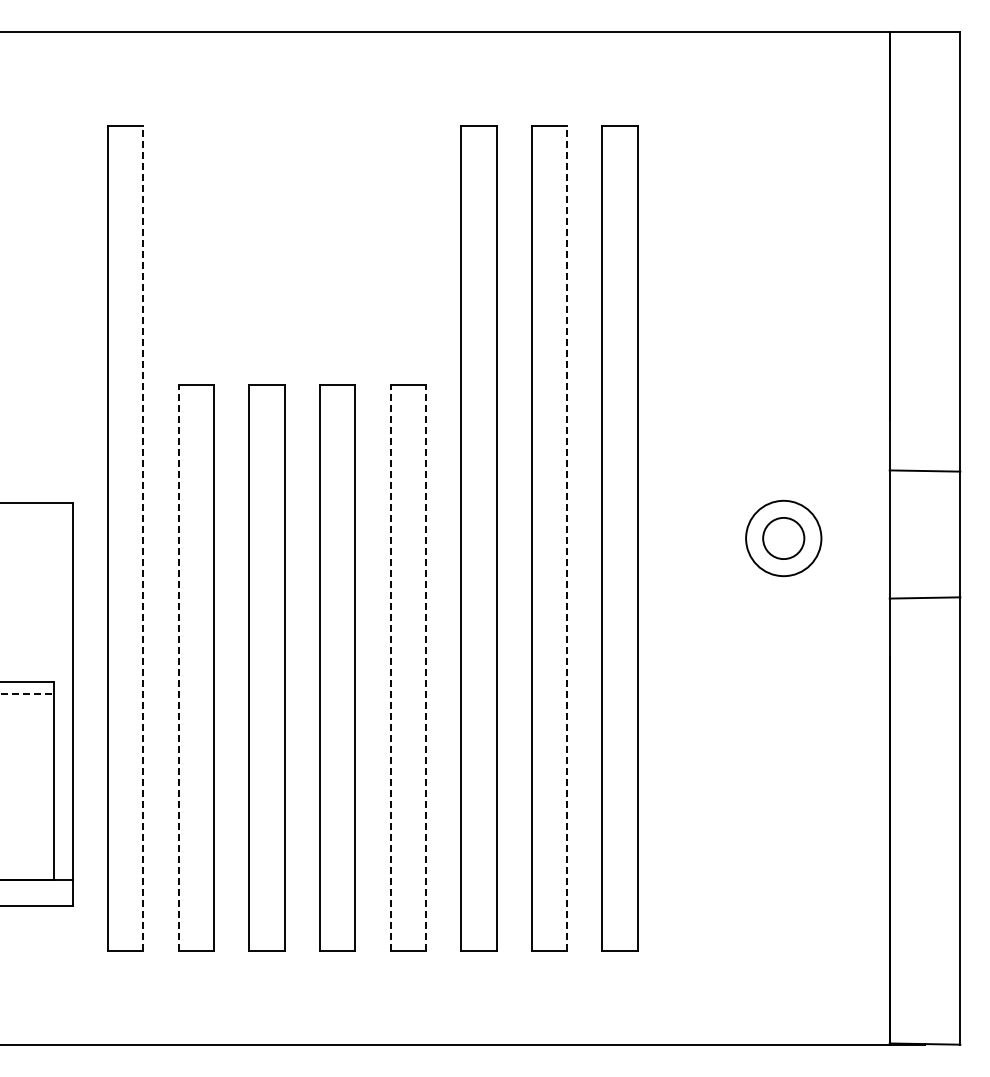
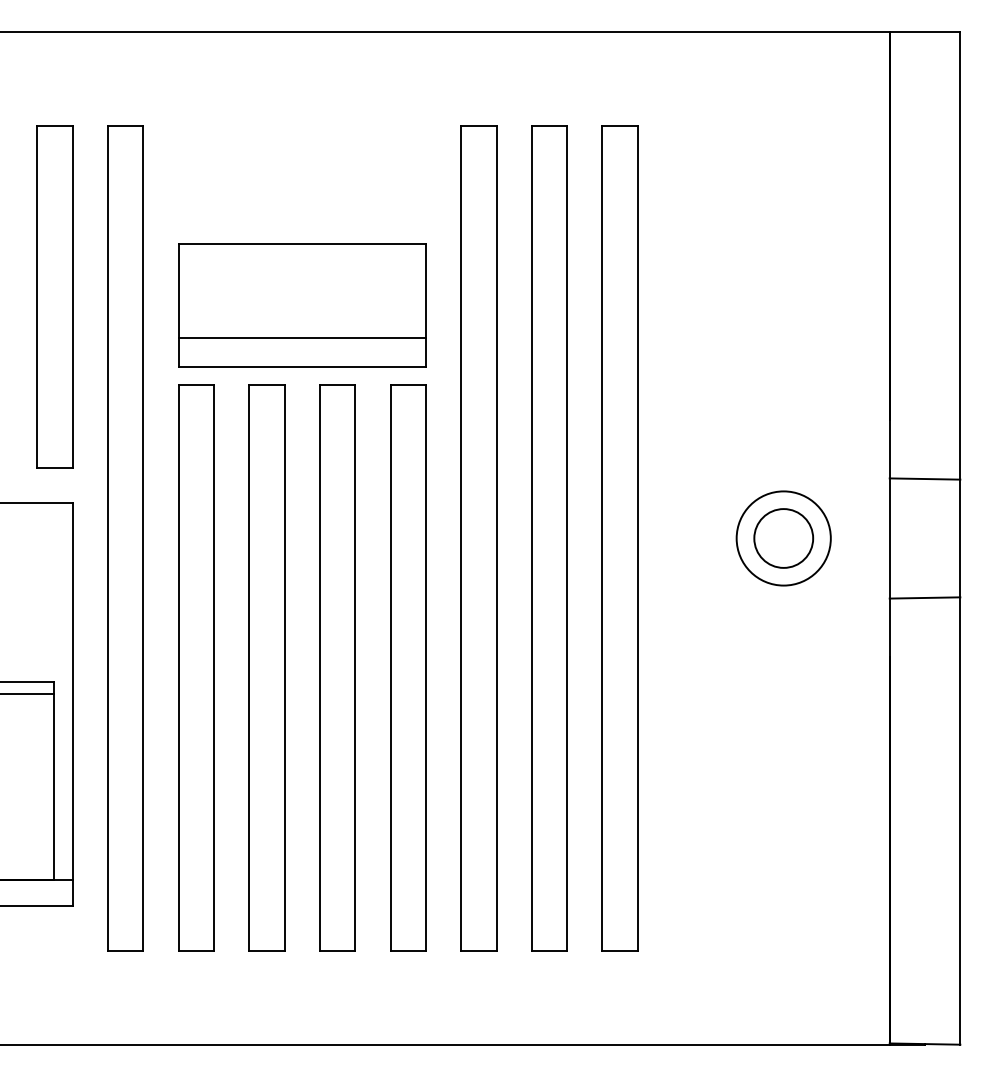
part: none -> present (54, 296)
part: none -> present (302, 305)
line position: (924, 470) -> (924, 478) (924, 478)
line: dashed -> solid (143, 538)
line: dashed -> solid (567, 538)
circle diameter: 41 px -> 59 px (783, 538)
circle diameter: 75 px -> 94 px (783, 538)
line: dashed -> solid (178, 667)
line: dashed -> solid (390, 667)
line: dashed -> solid (425, 667)
line: dashed -> solid (27, 693)
